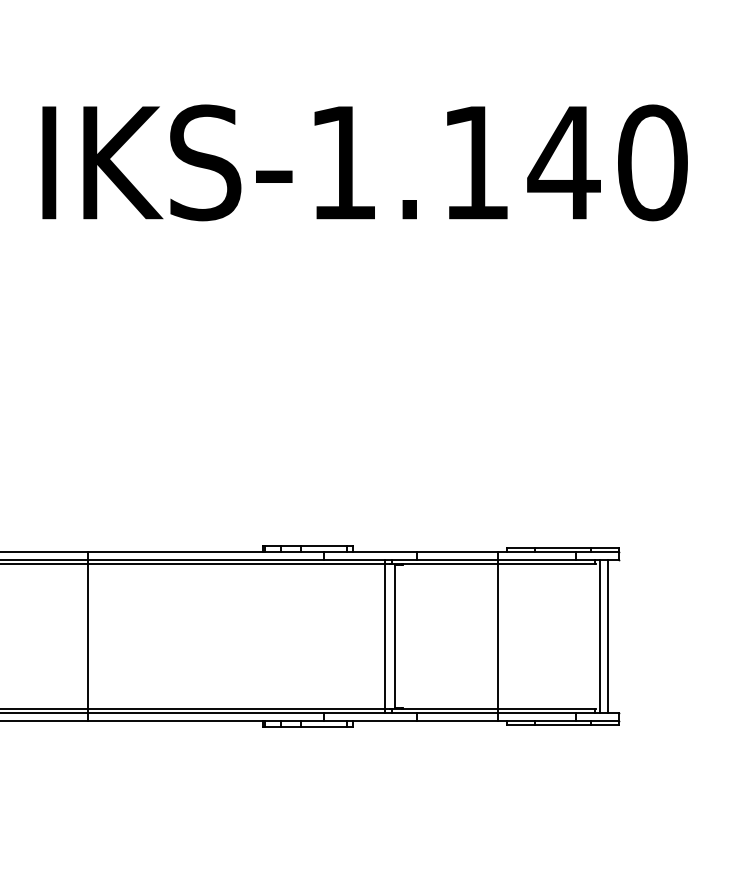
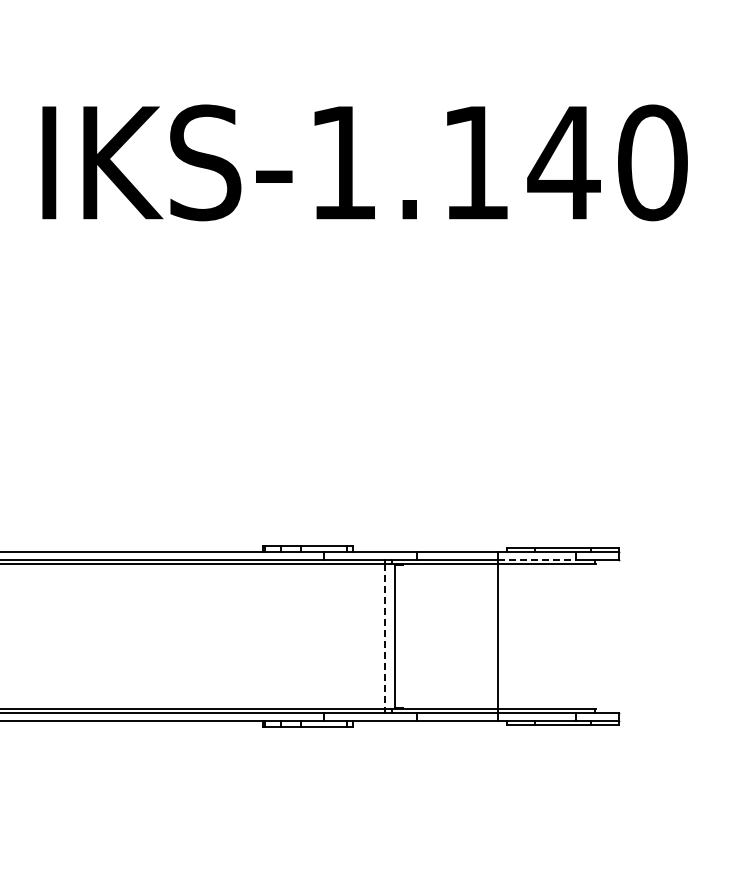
line: solid -> dashed (537, 559)
line: present -> none (88, 636)
line: solid -> dashed (384, 636)
line: present -> none (600, 636)
line: present -> none (607, 636)
